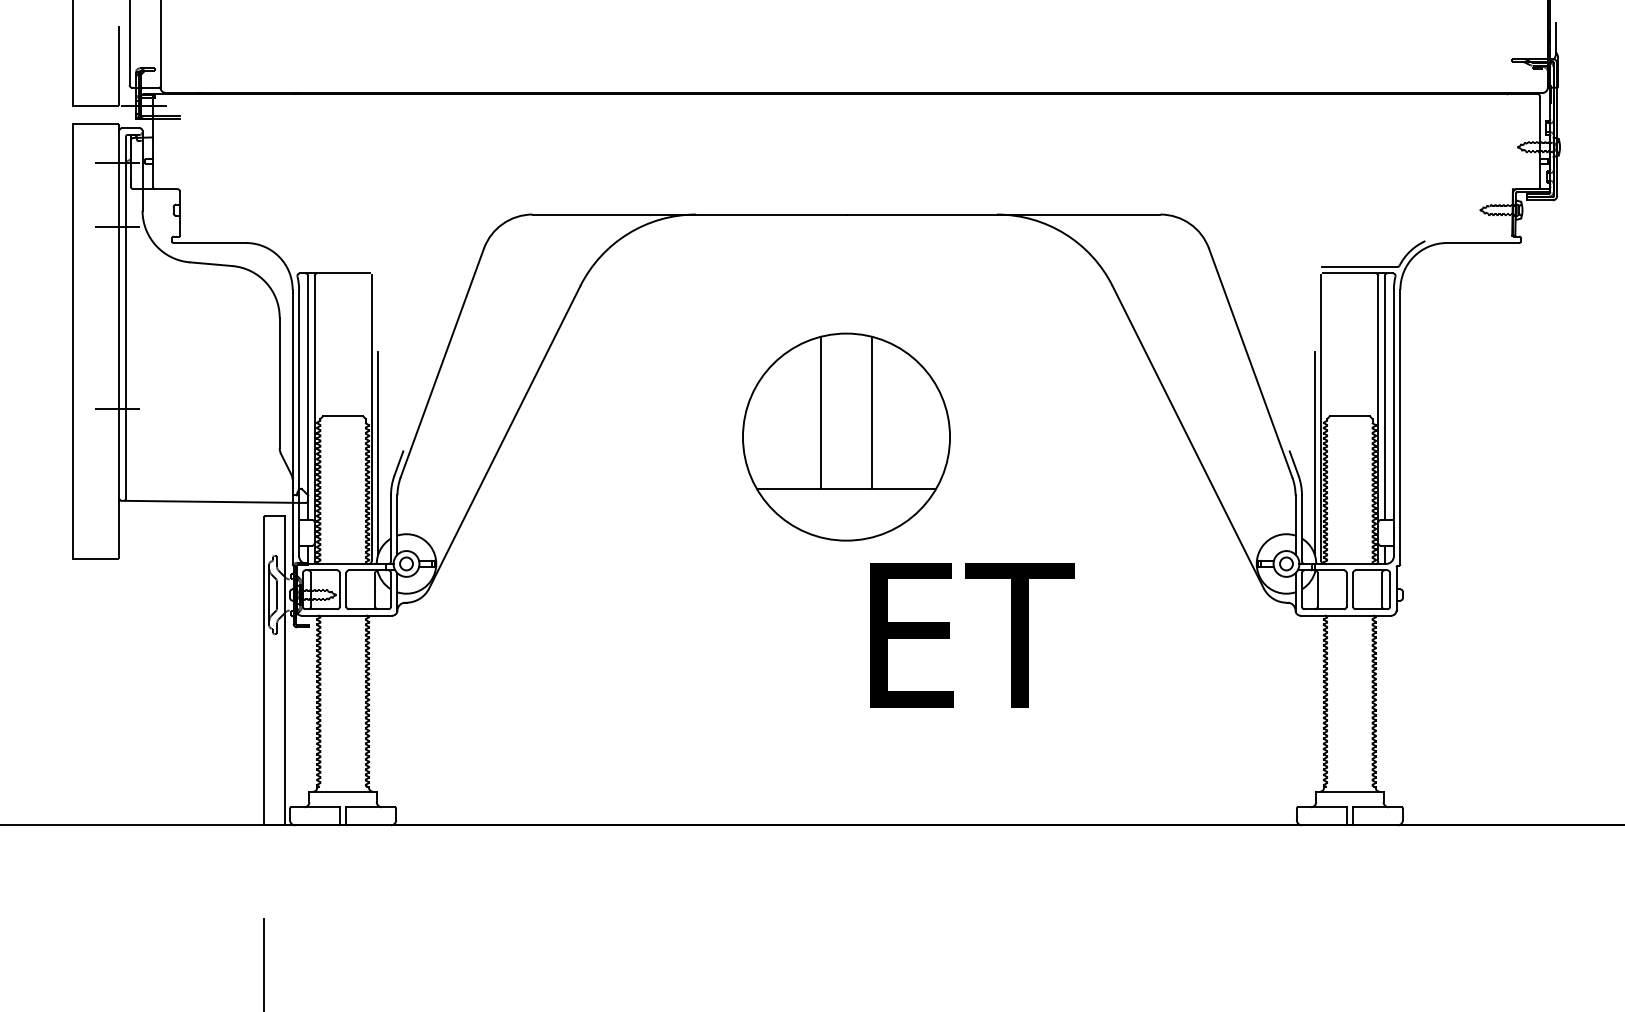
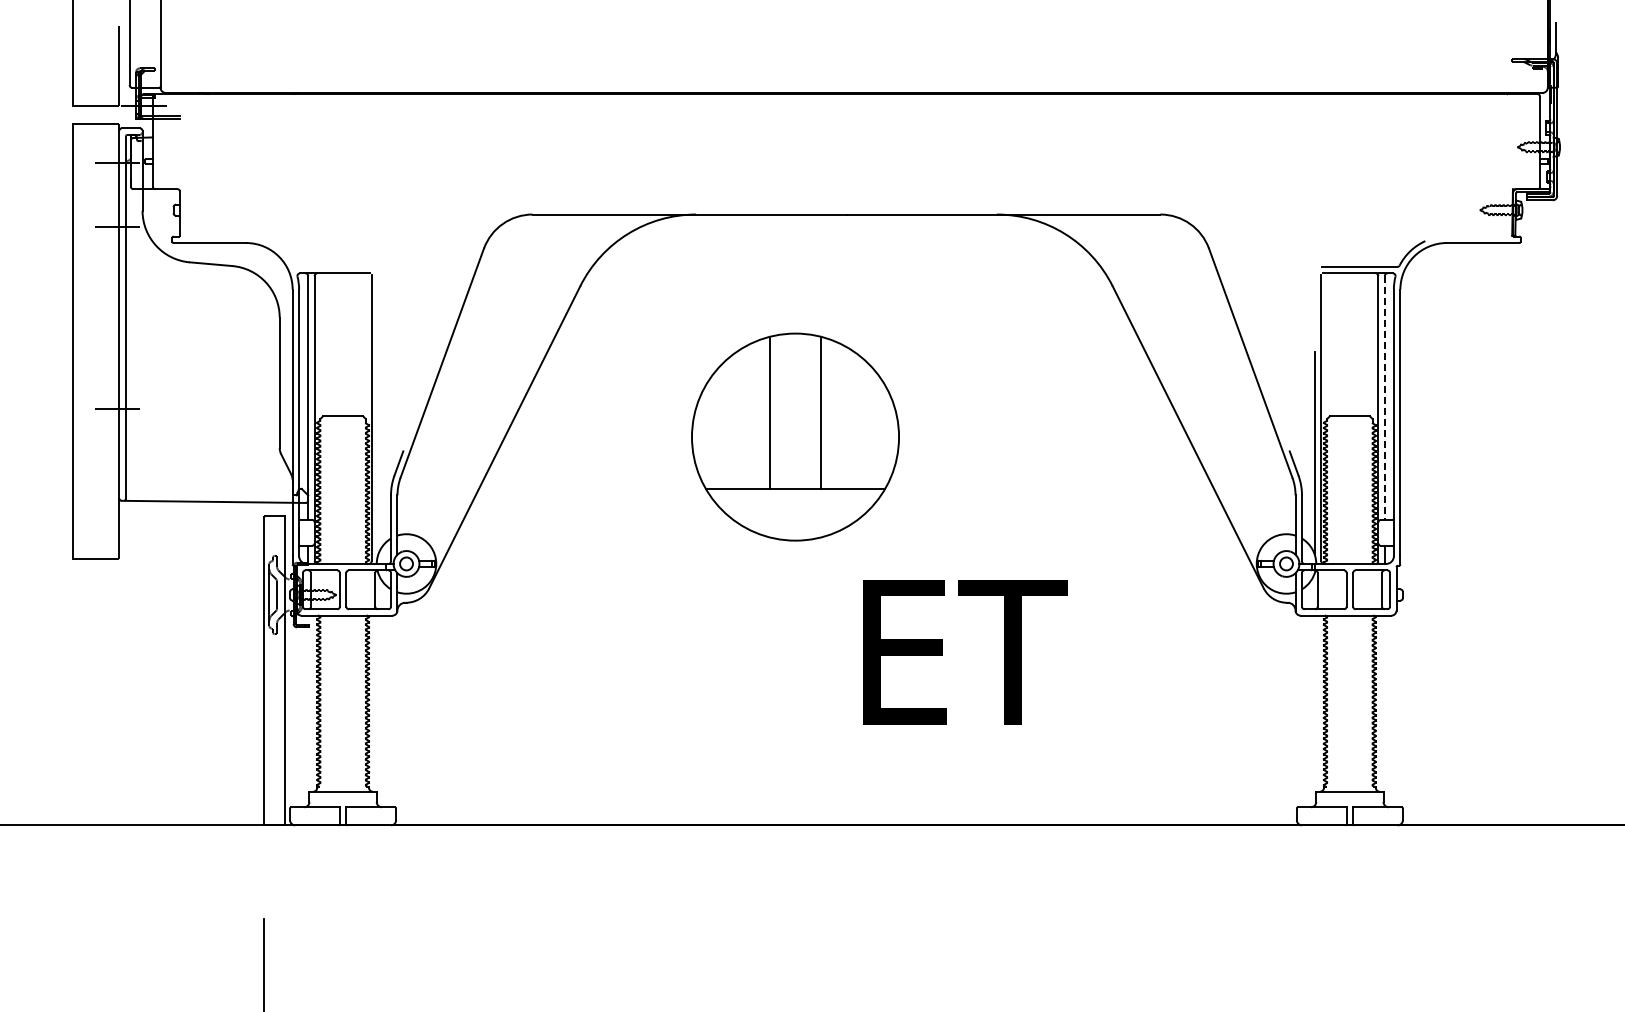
line: solid -> dashed (1384, 397)
part position: (846, 436) -> (795, 436) (795, 436)
line: present -> none (378, 453)
text position: (972, 635) -> (965, 652) (965, 652)
